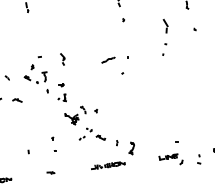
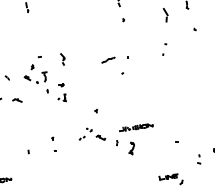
part position: (165, 26) -> (165, 15) (165, 15)
part: present -> none (75, 115)
part position: (170, 159) -> (170, 179) (170, 179)
part position: (108, 165) -> (136, 127) (136, 127)
part: present -> none (50, 172)
